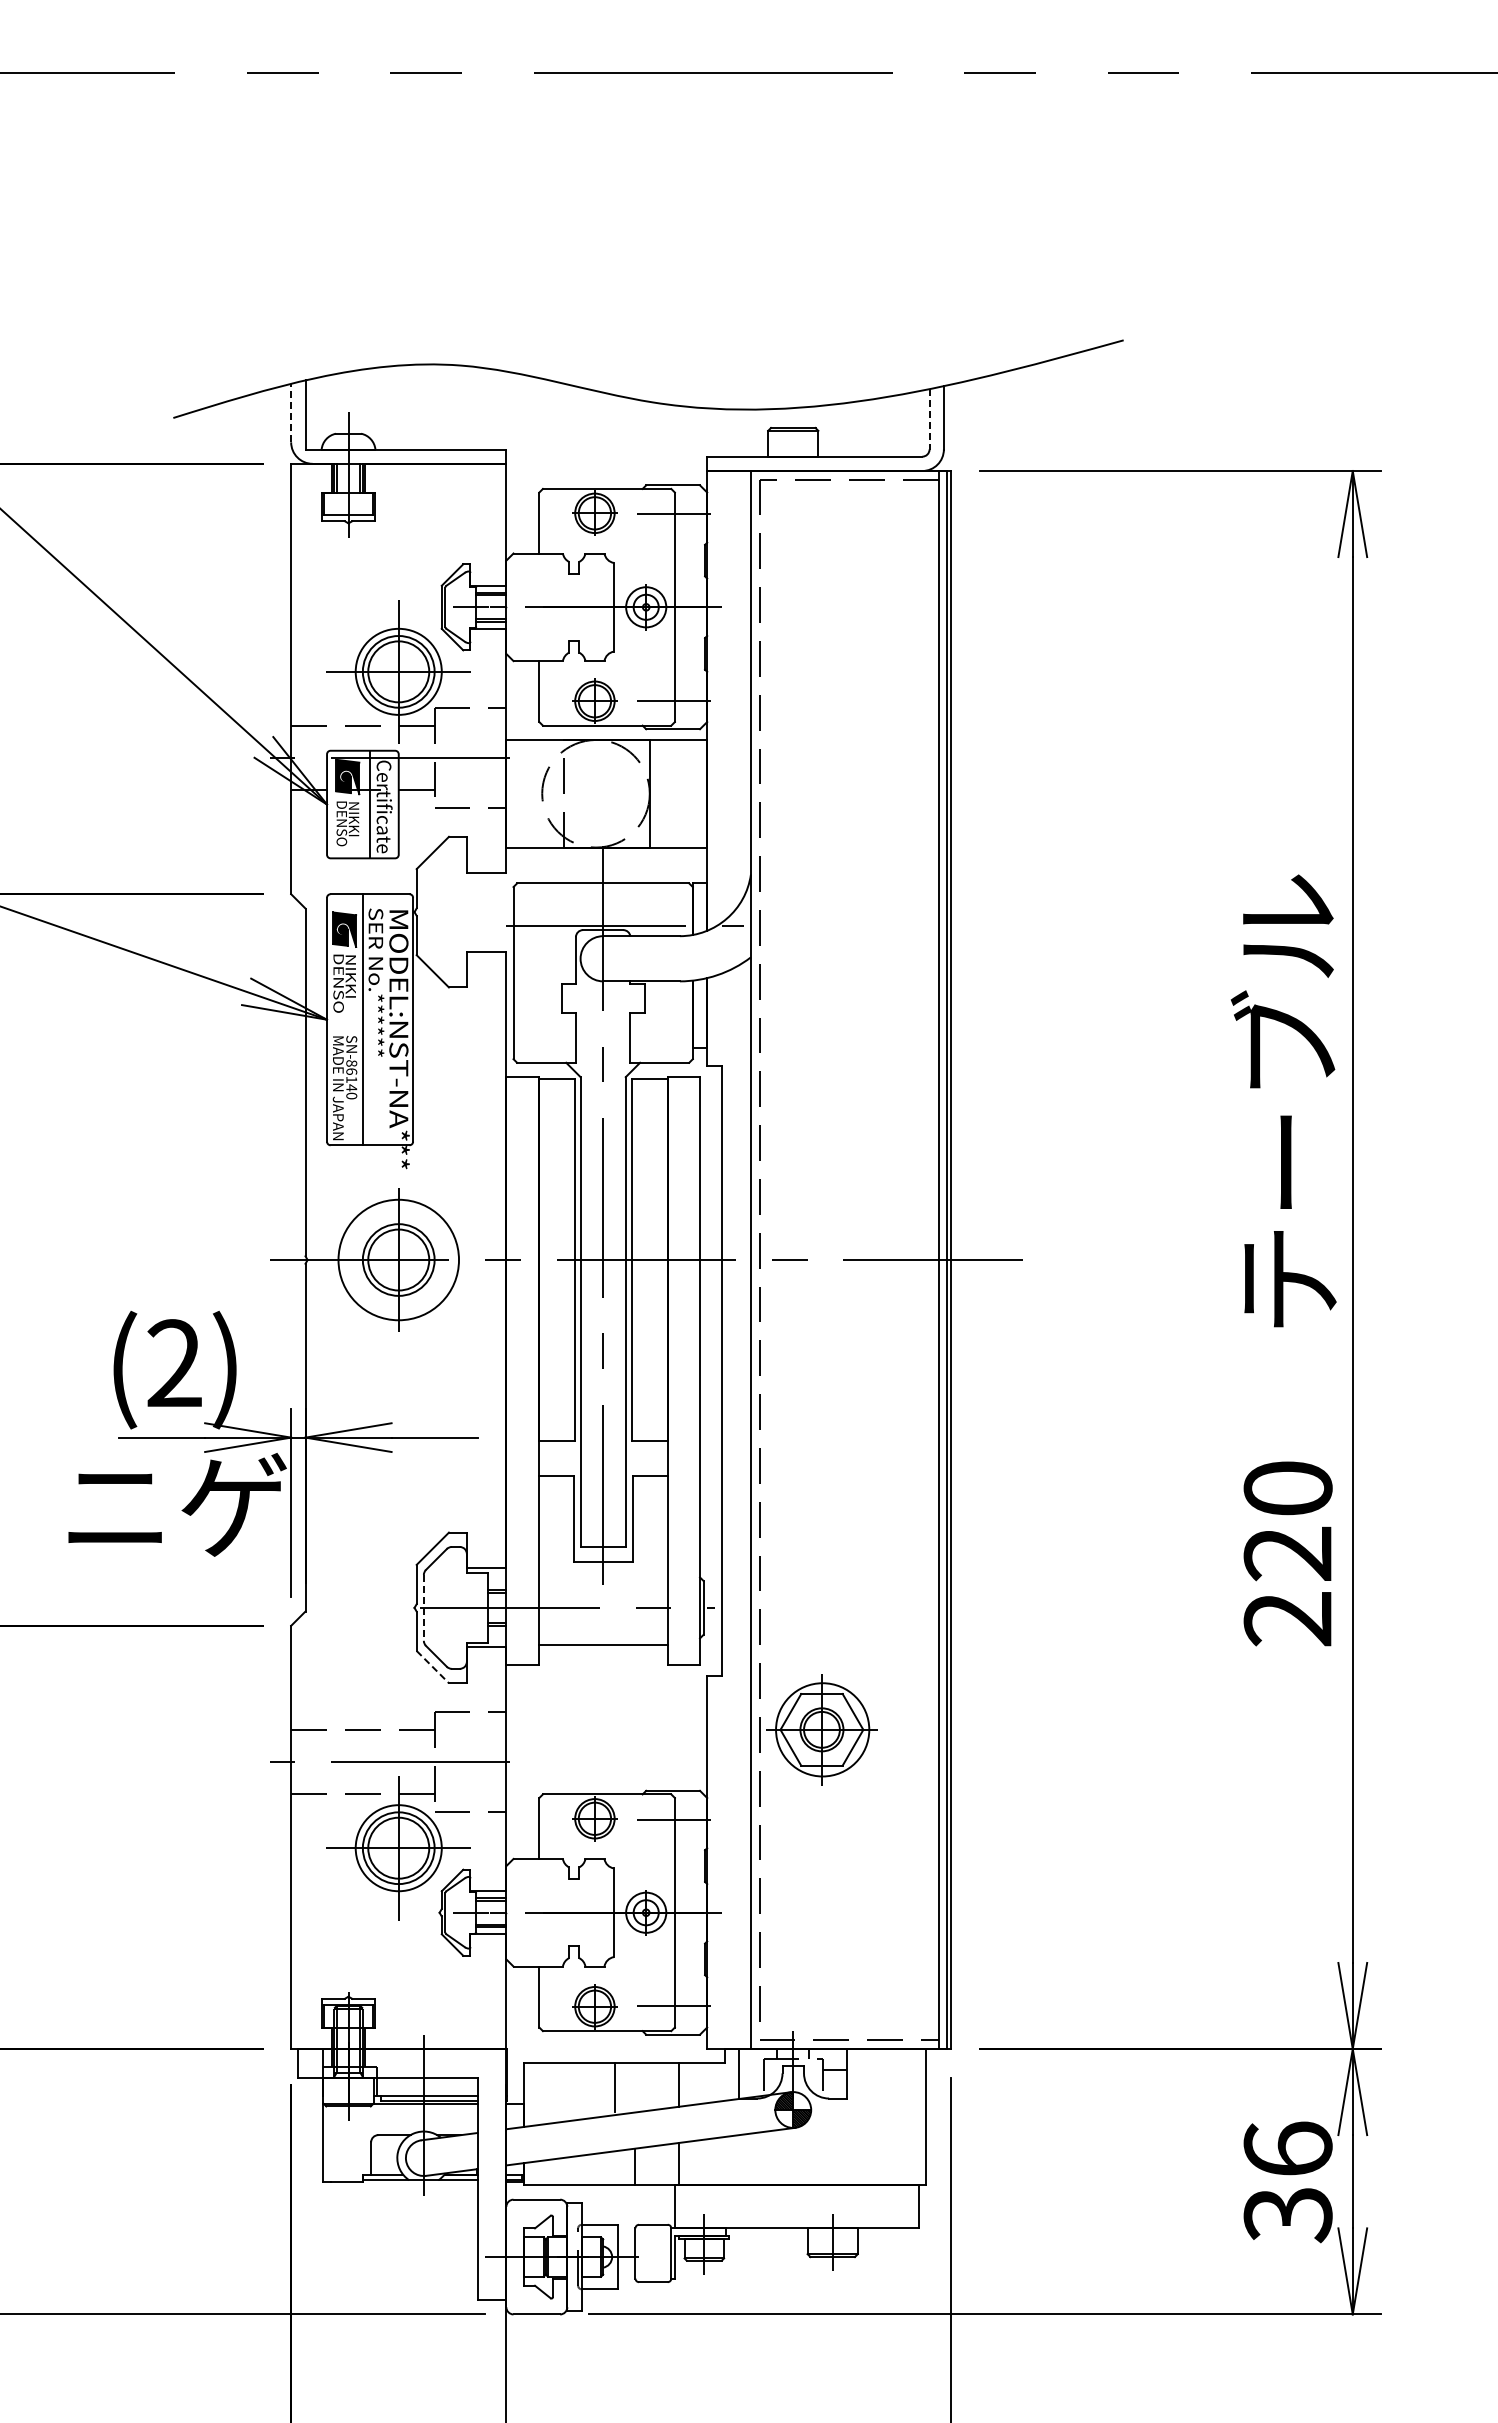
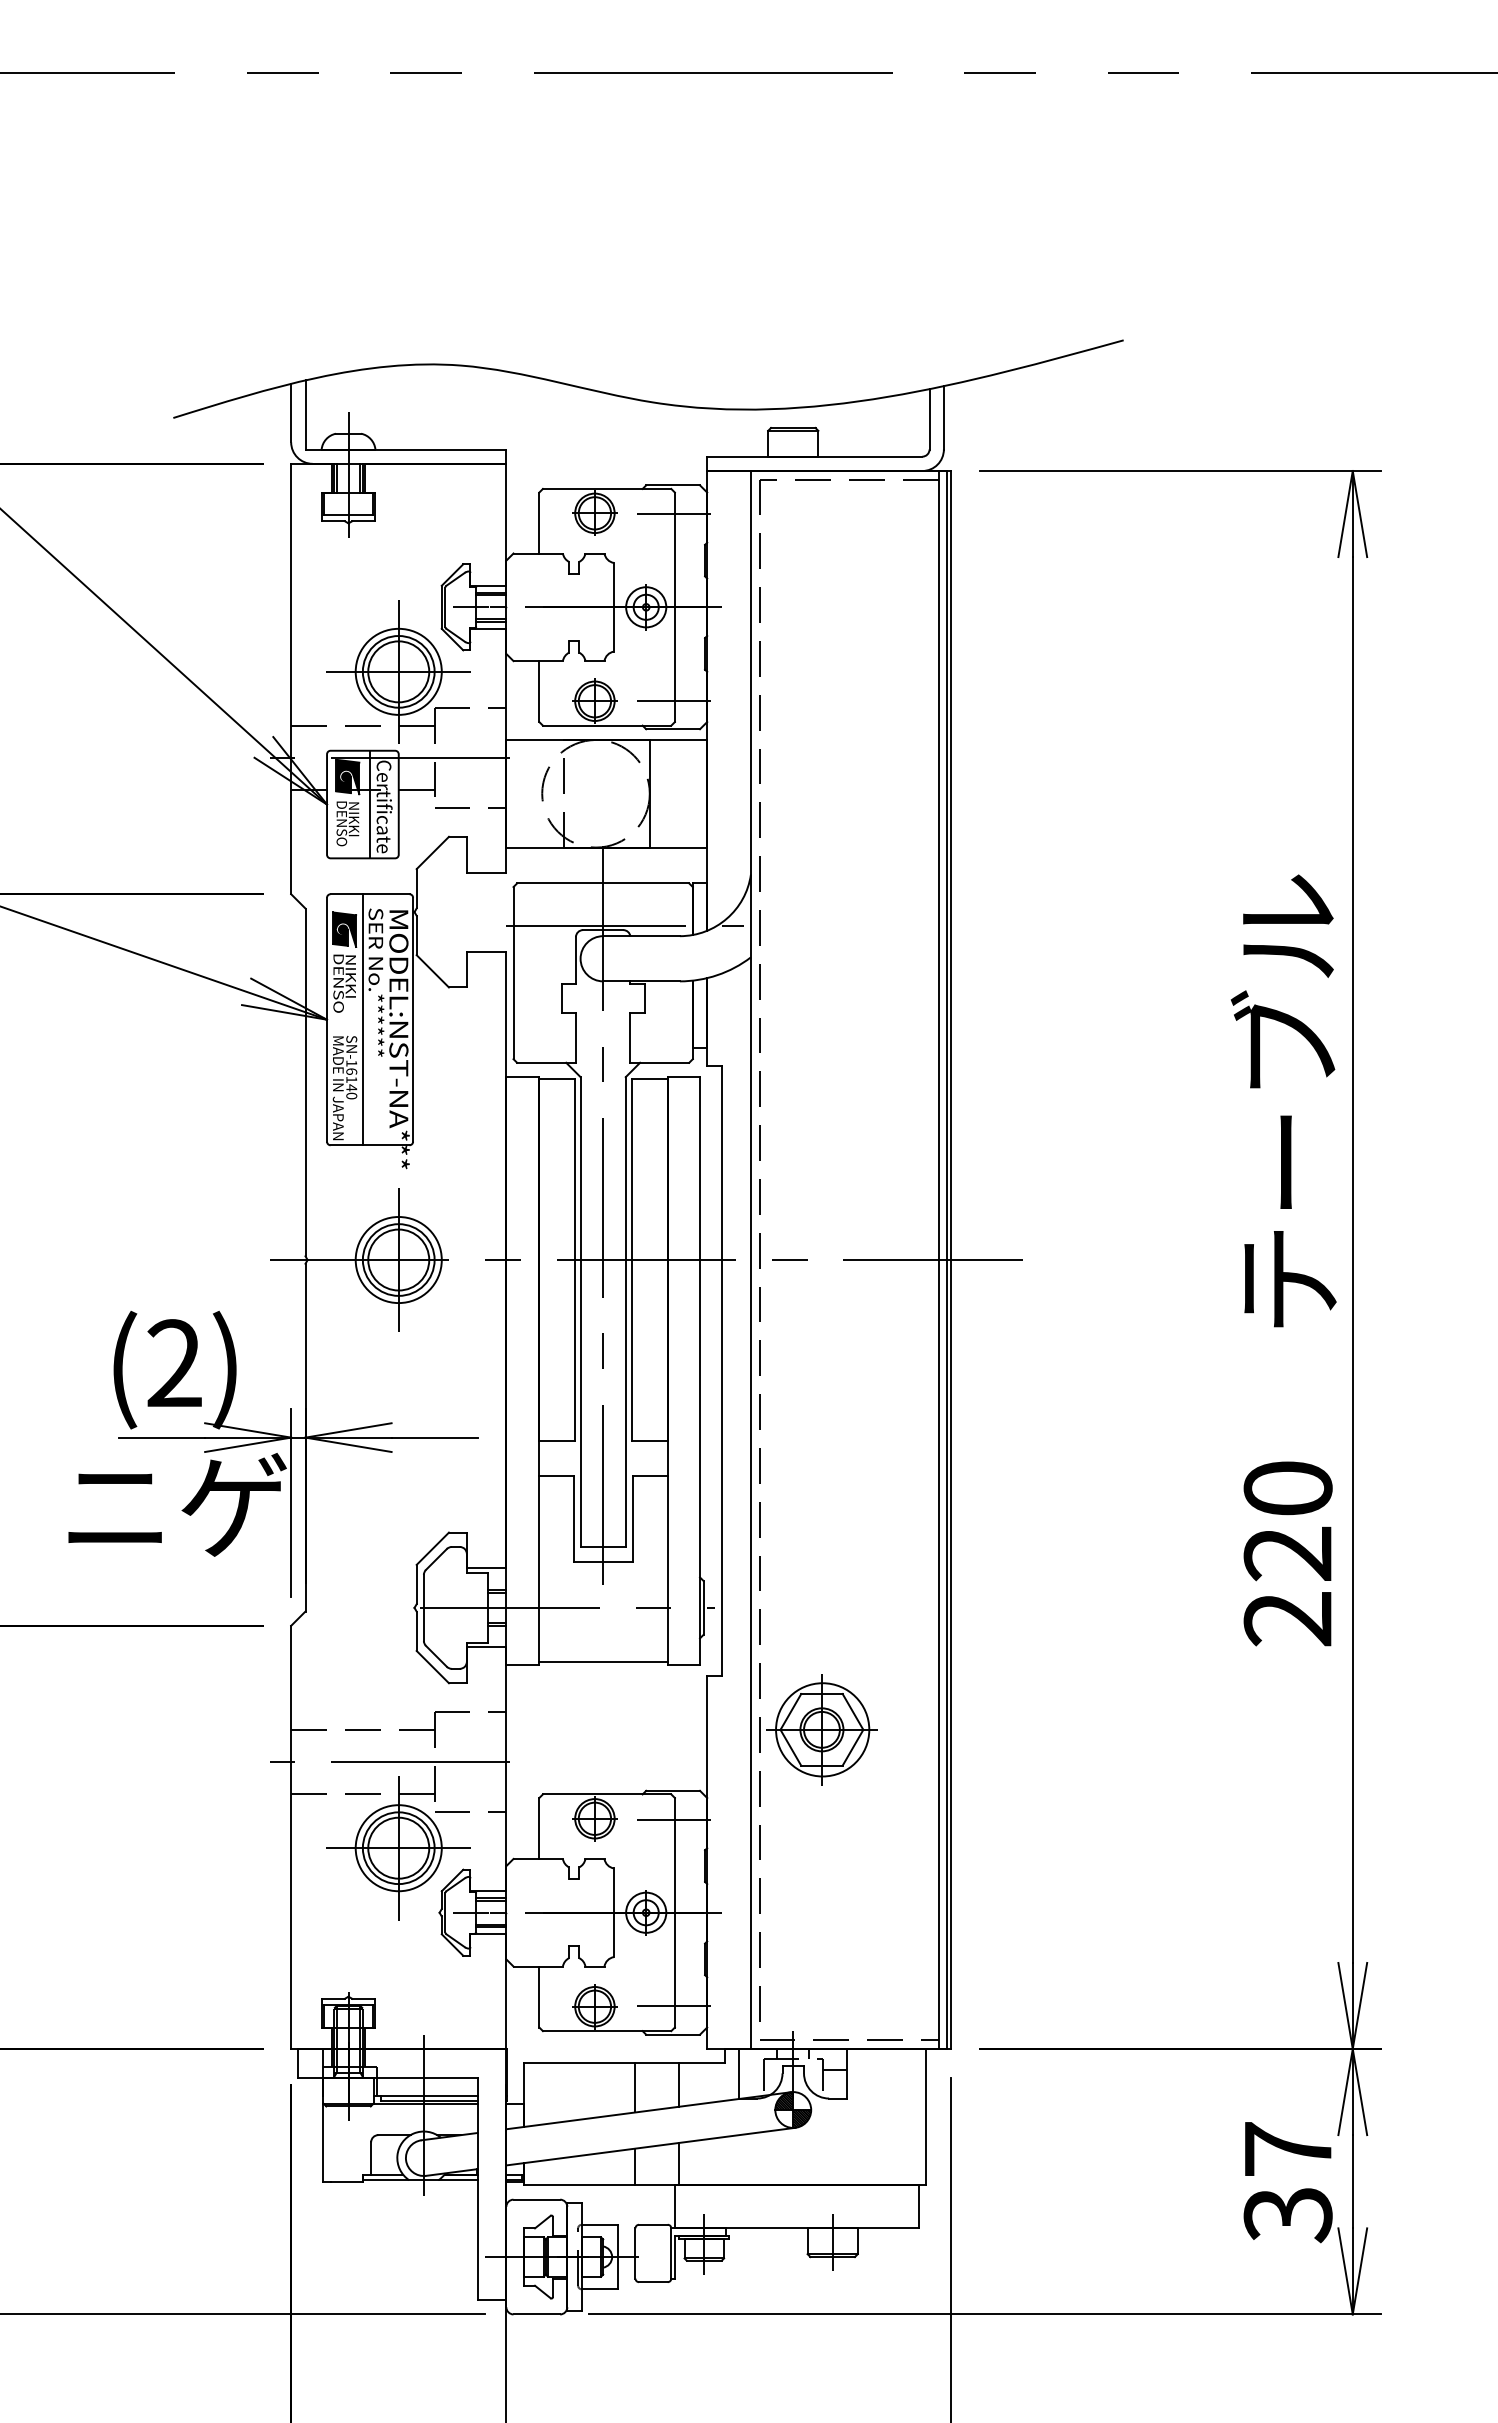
line: dashed -> solid (291, 412)
line: dashed -> solid (929, 419)
text: SN-86140 -> SN-16140 (351, 1063)
circle diameter: 121 px -> 86 px (398, 1260)
line: dashed -> solid (423, 1608)
line position: (602, 1645) -> (602, 1662) (602, 1662)
line: dashed -> solid (432, 1667)
line position: (615, 2087) -> (635, 2087) (635, 2087)
text: 36 -> 37 (1287, 2148)
